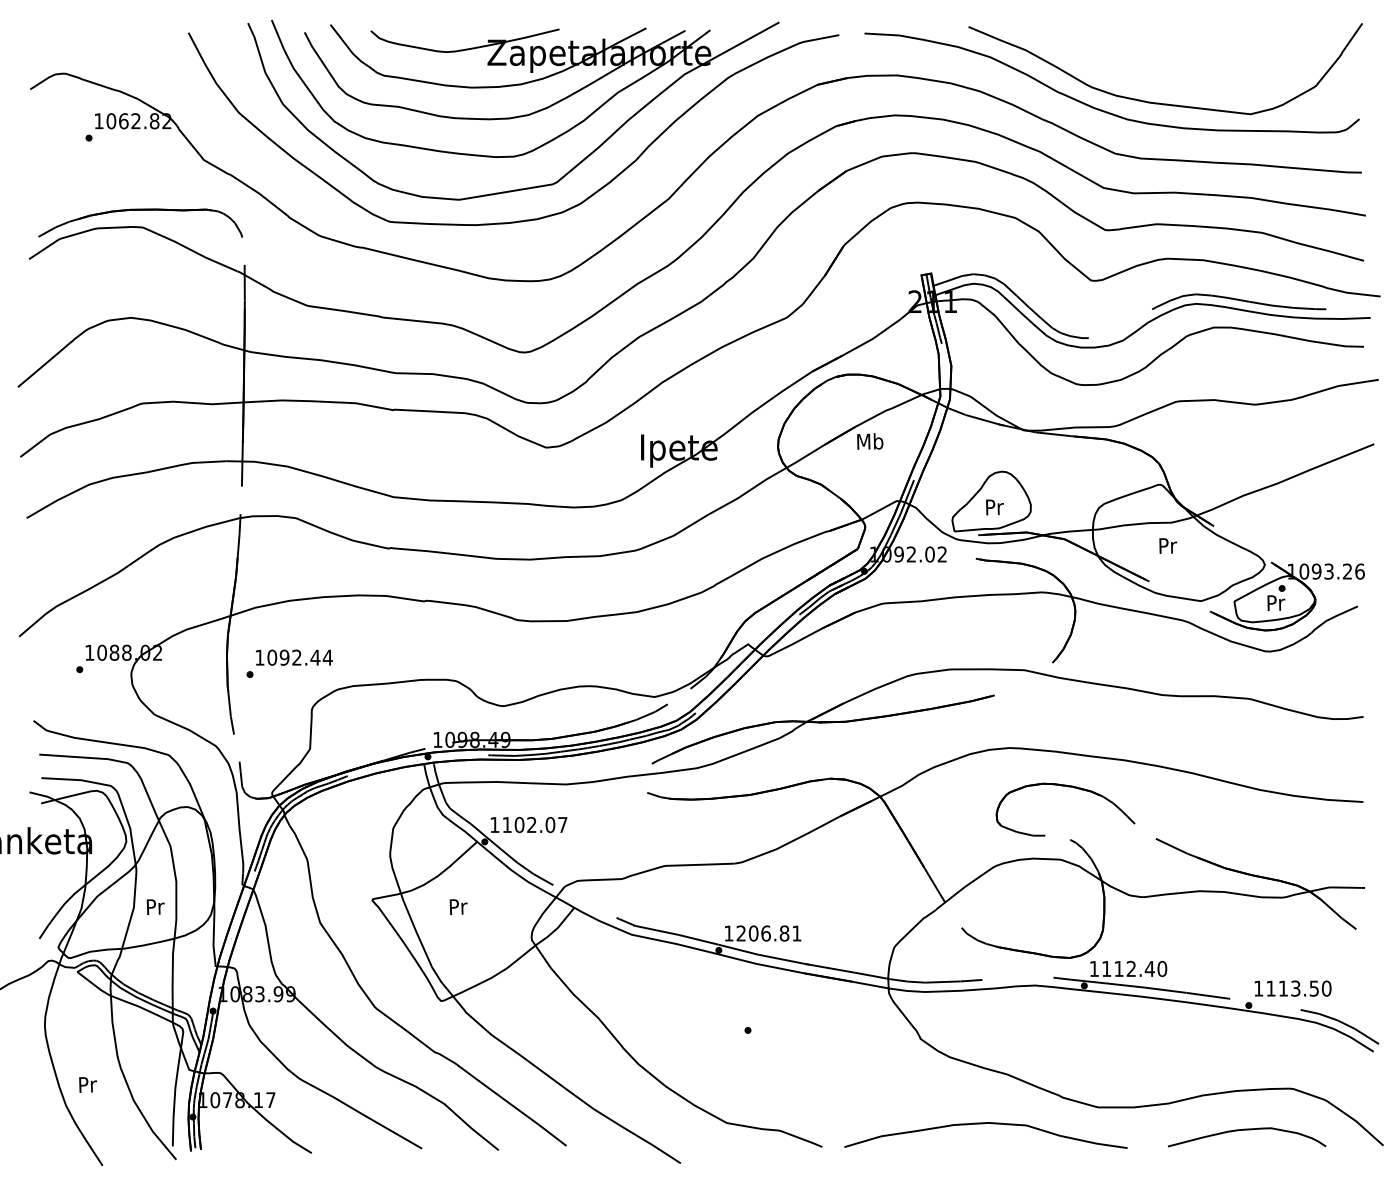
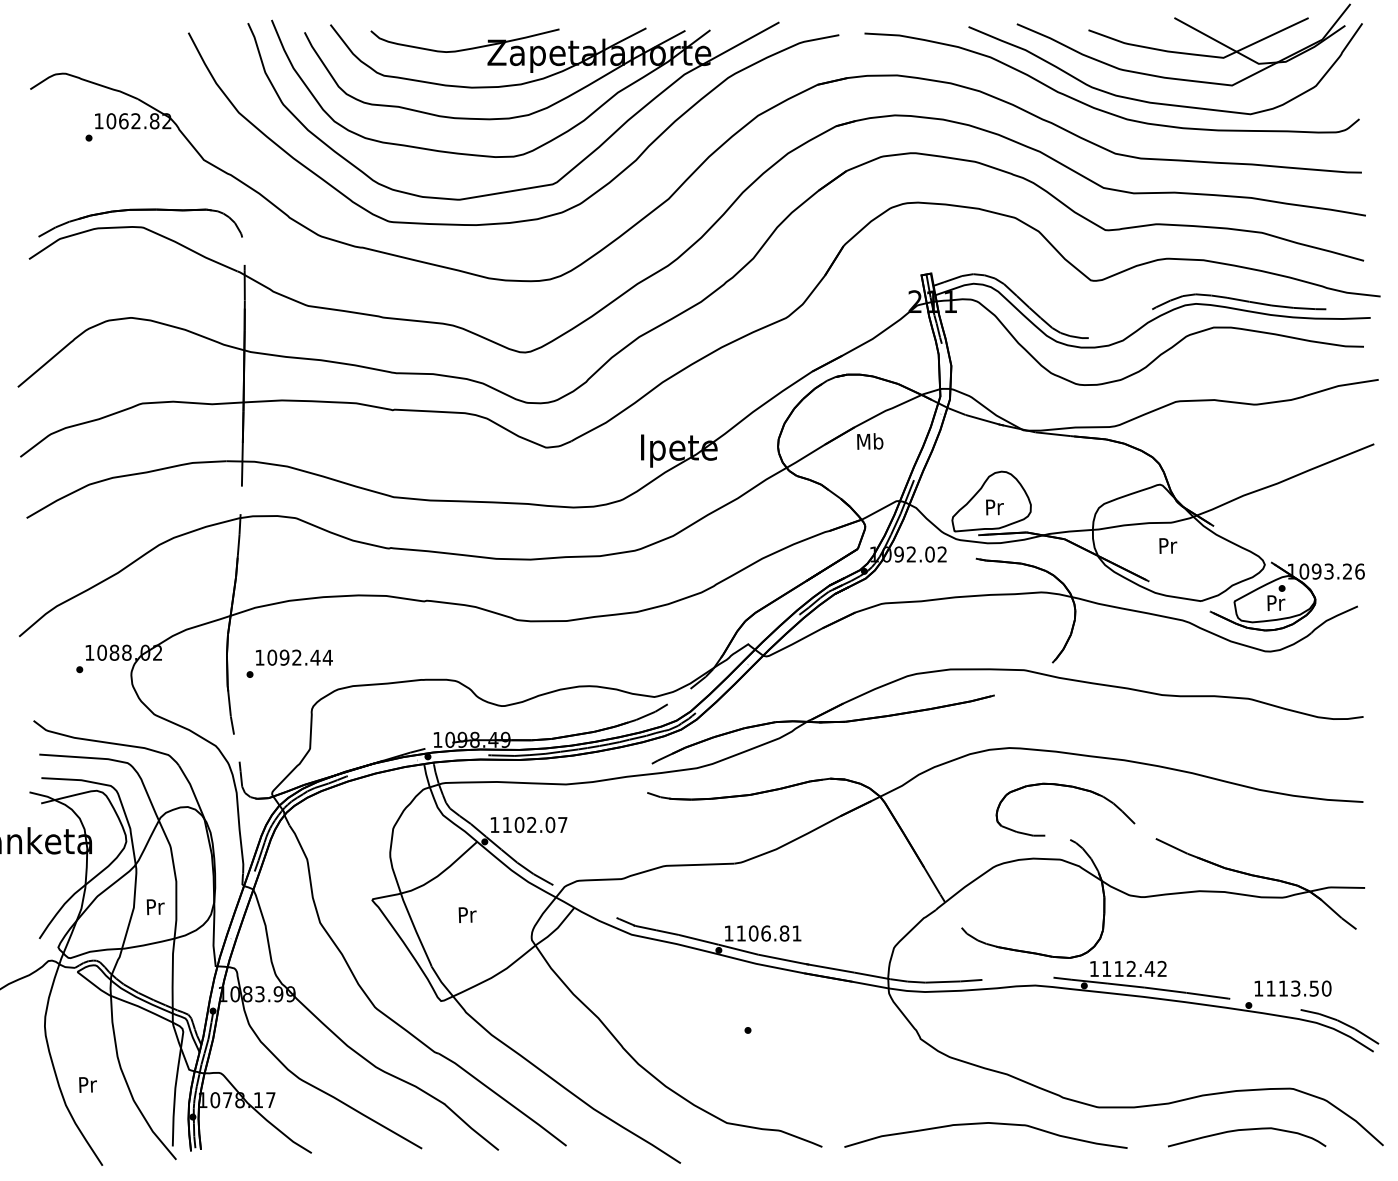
part: none -> present (1183, 52)
text position: (458, 906) -> (467, 914) (467, 914)
text: 1206.81 -> 1106.81 (740, 933)
text: 1112.40 -> 1112.42 (1162, 969)
